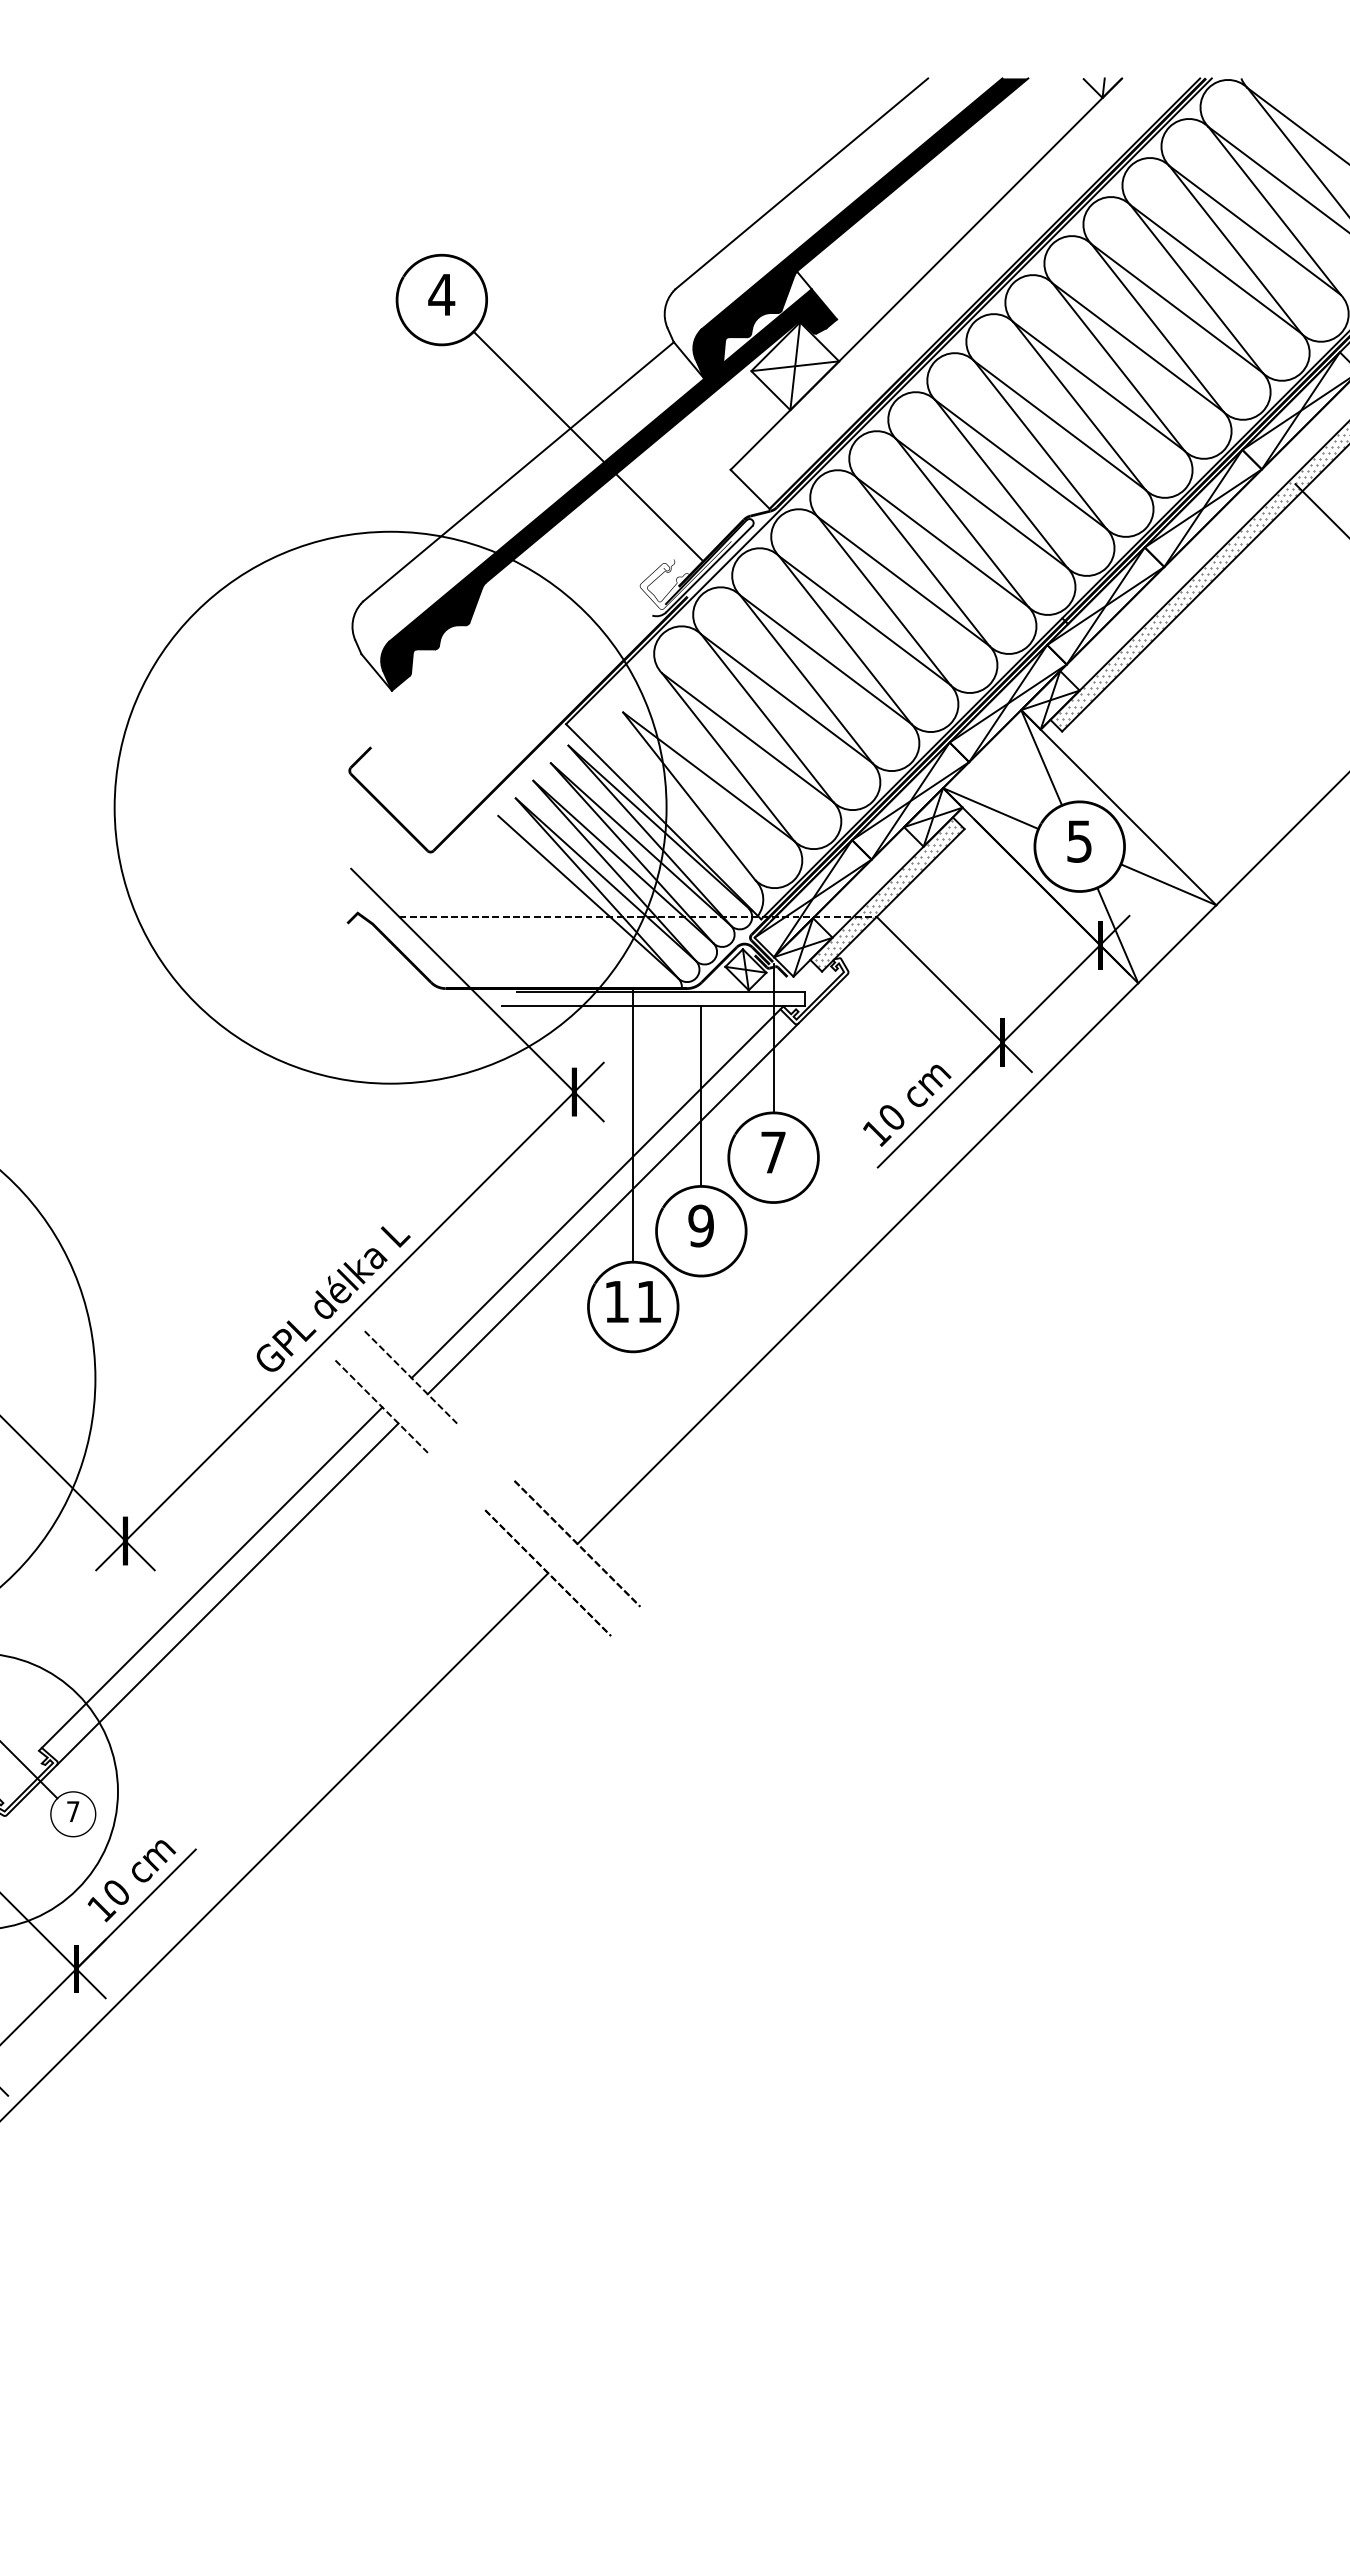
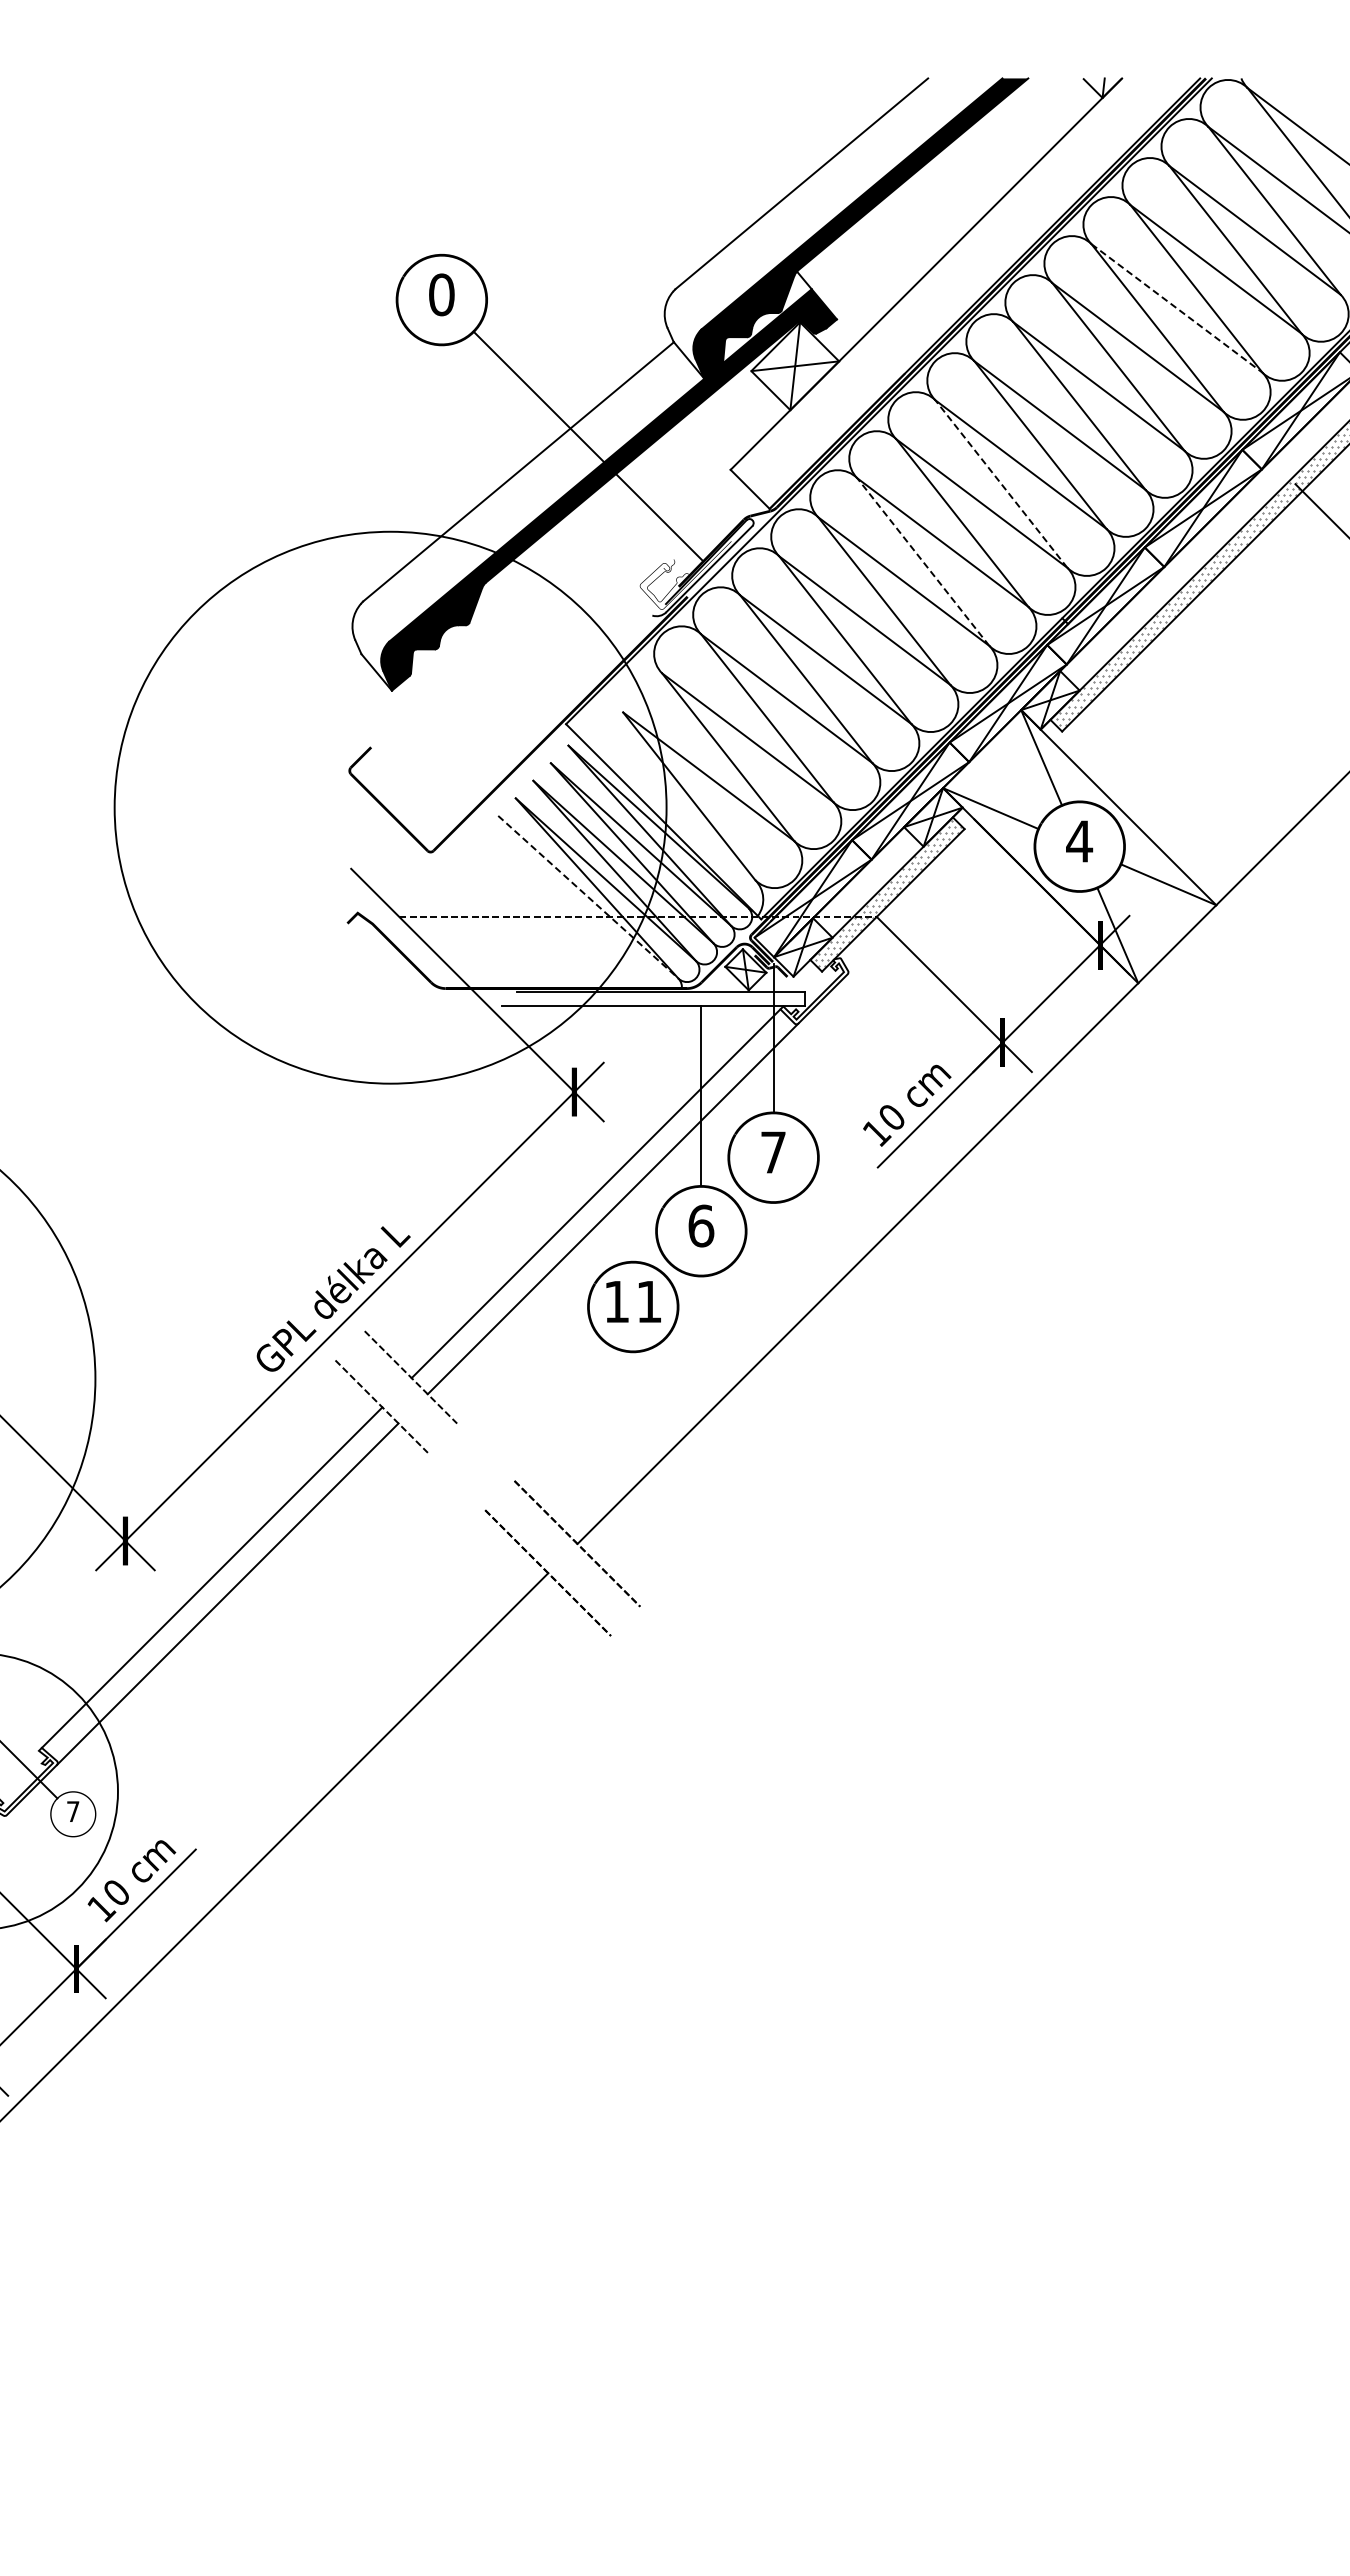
text: 4 -> 0 (441, 294)
line: solid -> dashed (1177, 308)
line: solid -> dashed (1001, 484)
line: solid -> dashed (923, 562)
text: 5 -> 4 (1079, 841)
line: solid -> dashed (588, 897)
line: present -> none (633, 1125)
text: 9 -> 6 (701, 1225)
